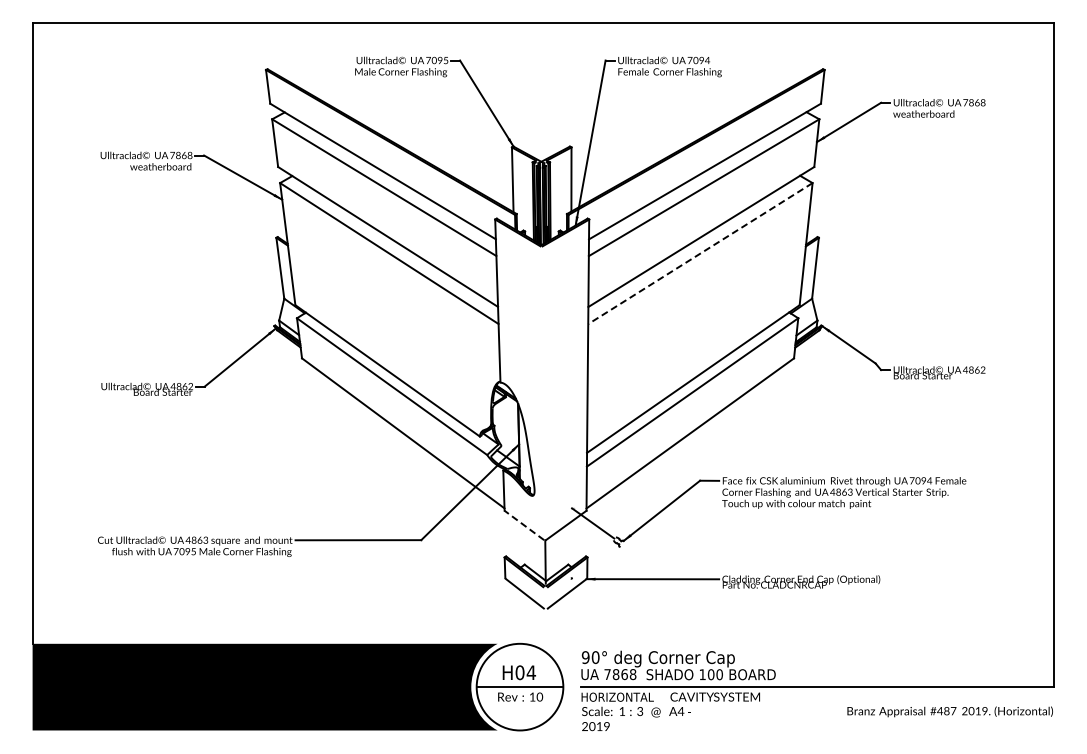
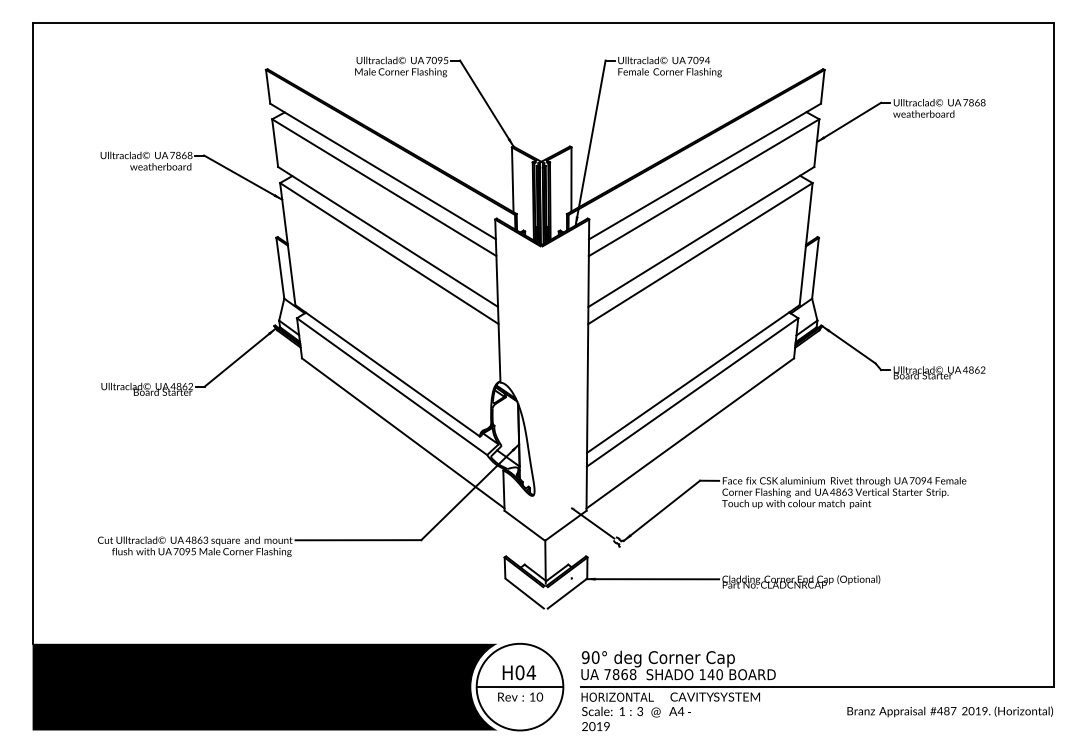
line: dashed -> solid (699, 253)
line: dashed -> solid (524, 525)
text: 100 -> 140 (710, 674)
